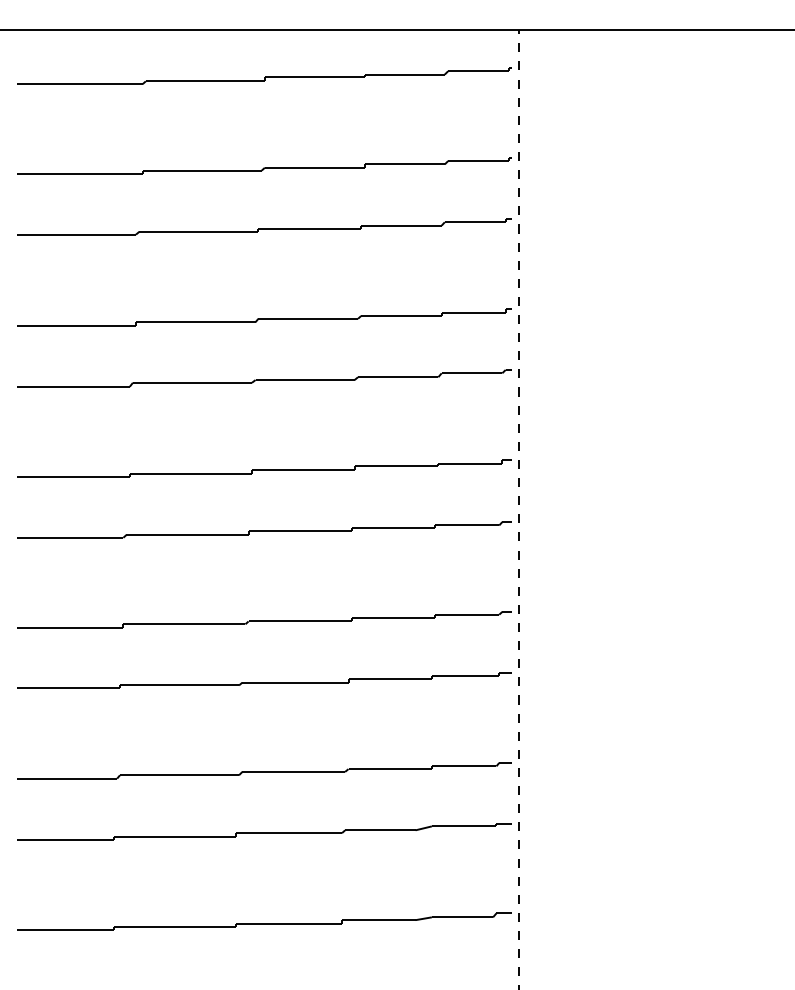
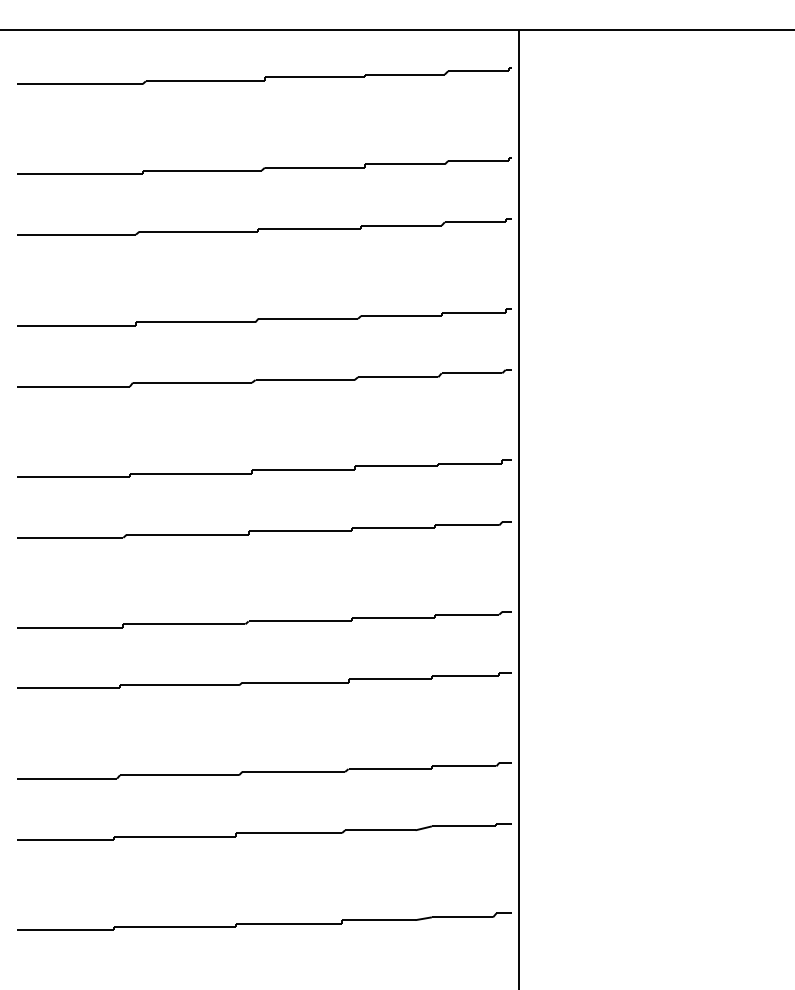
line: dashed -> solid (518, 509)
